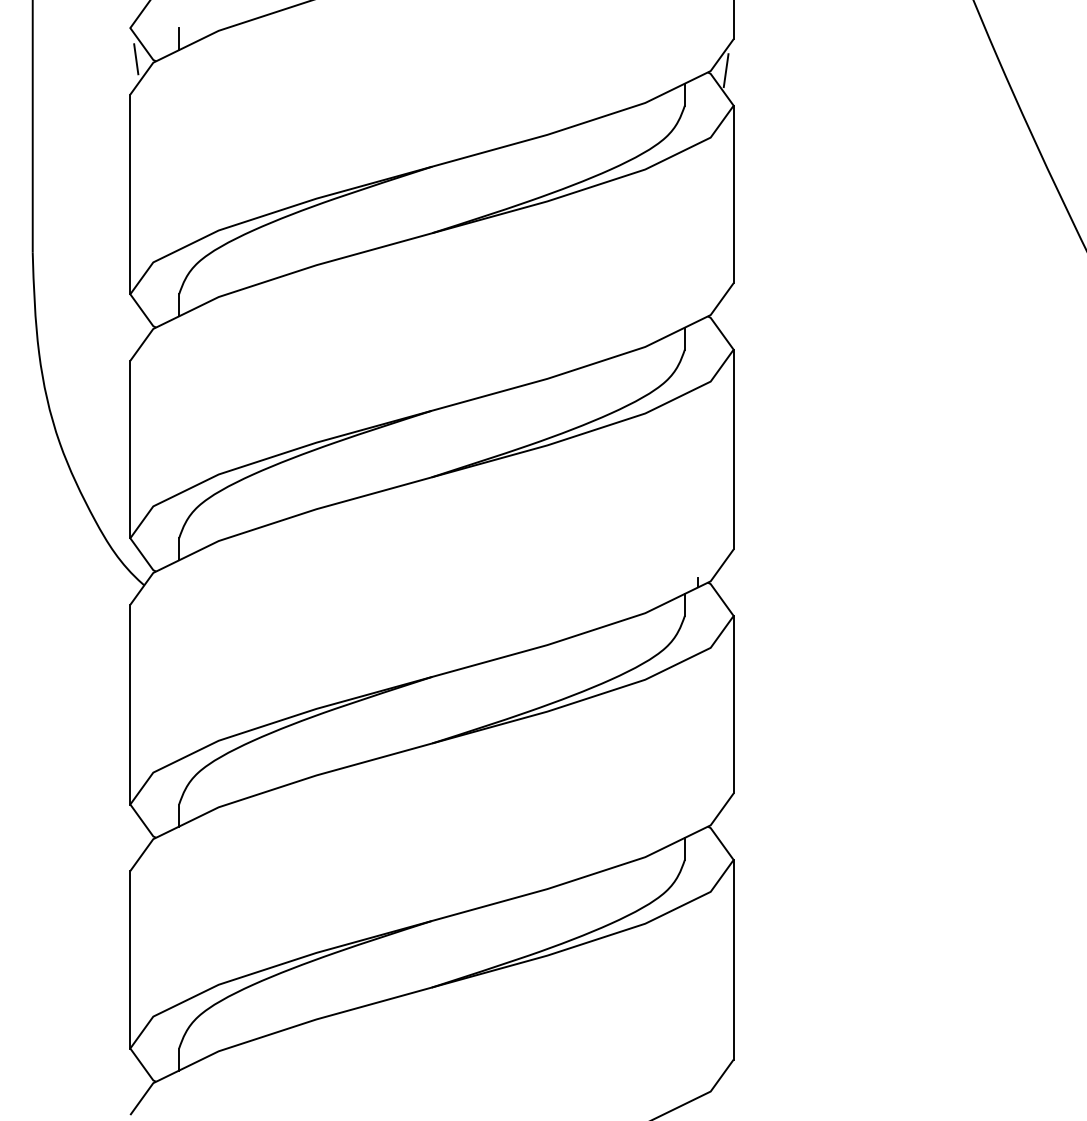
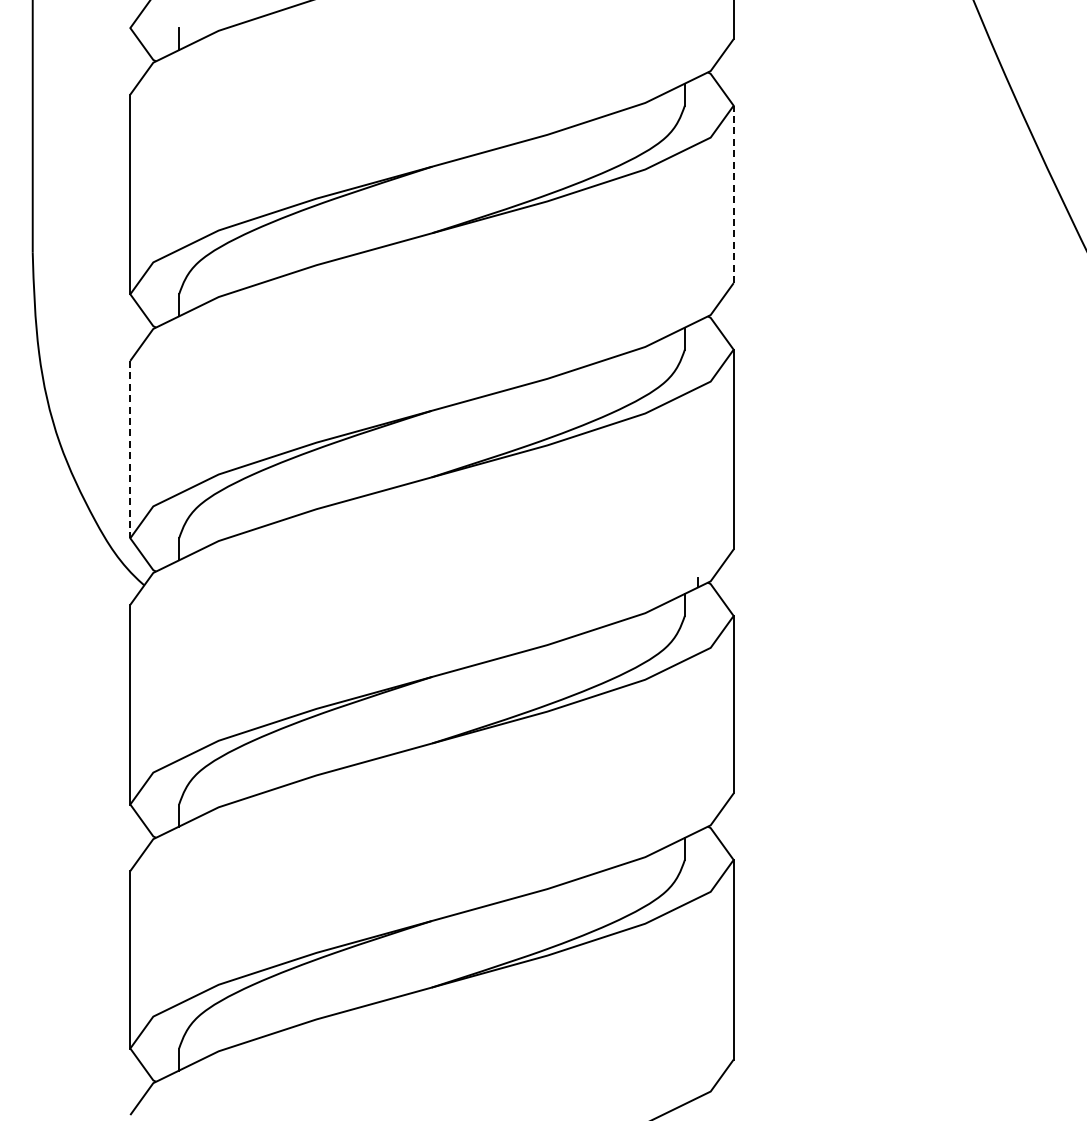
line: present -> none (136, 59)
line: present -> none (725, 70)
line: solid -> dashed (733, 194)
line: solid -> dashed (130, 449)
